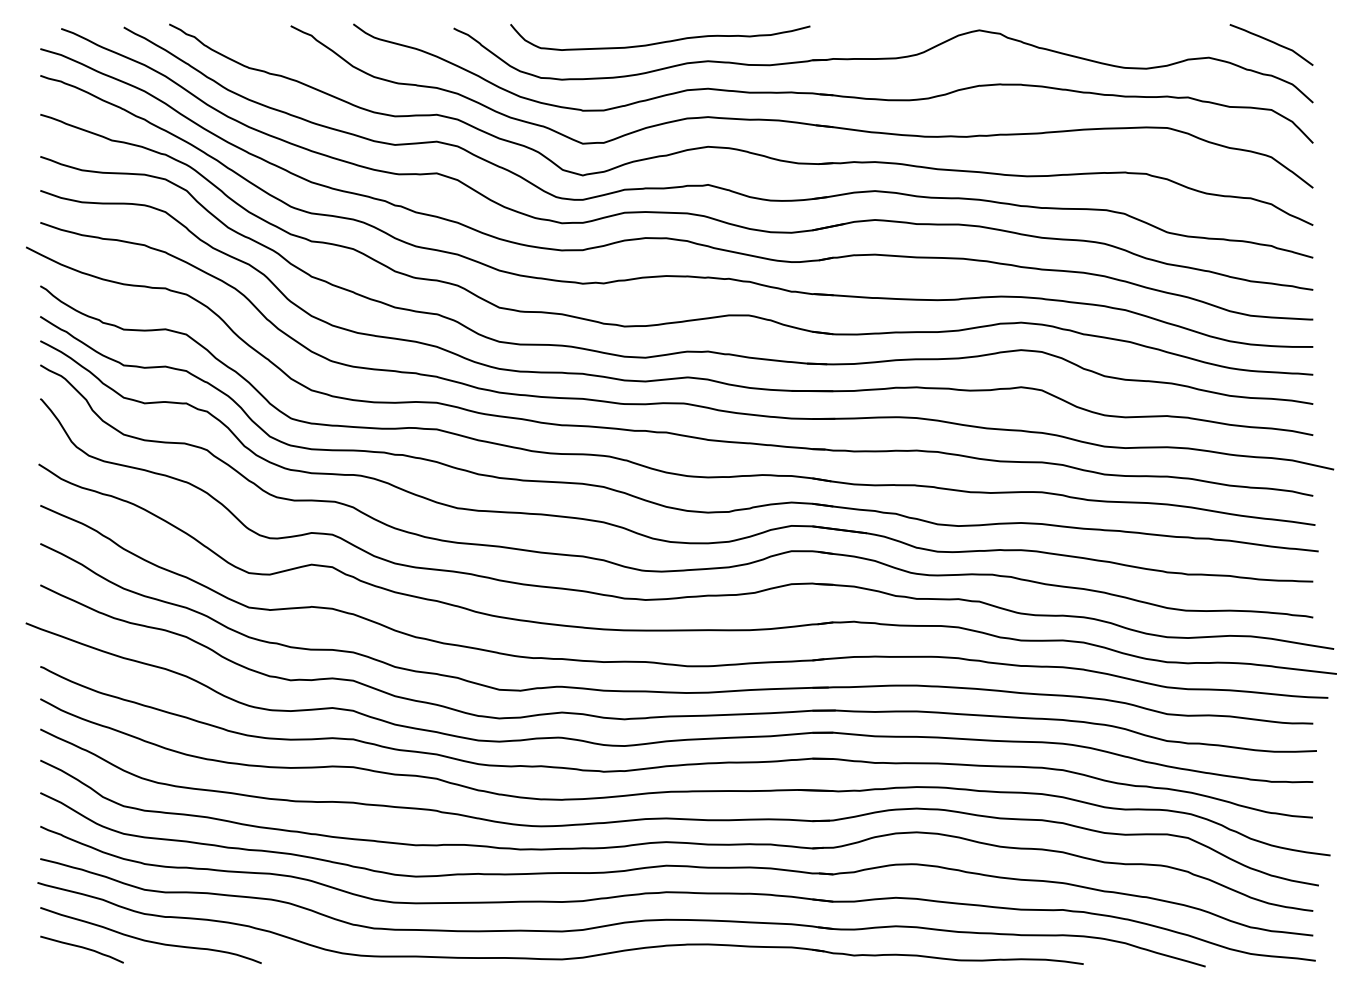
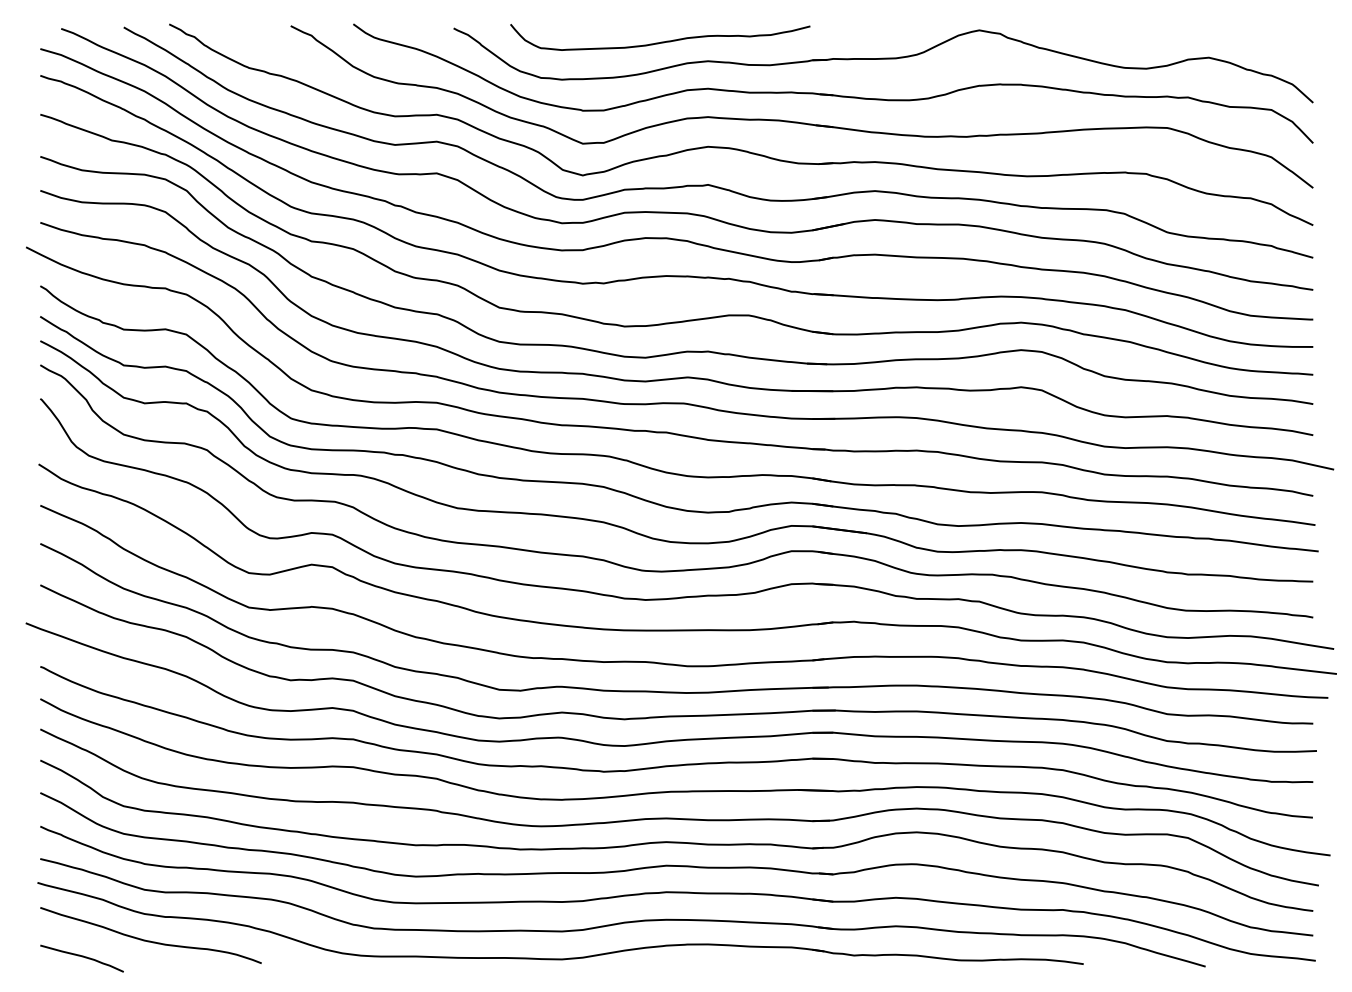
curve: present -> none (1271, 42)
curve position: (82, 948) -> (82, 957) (82, 957)
